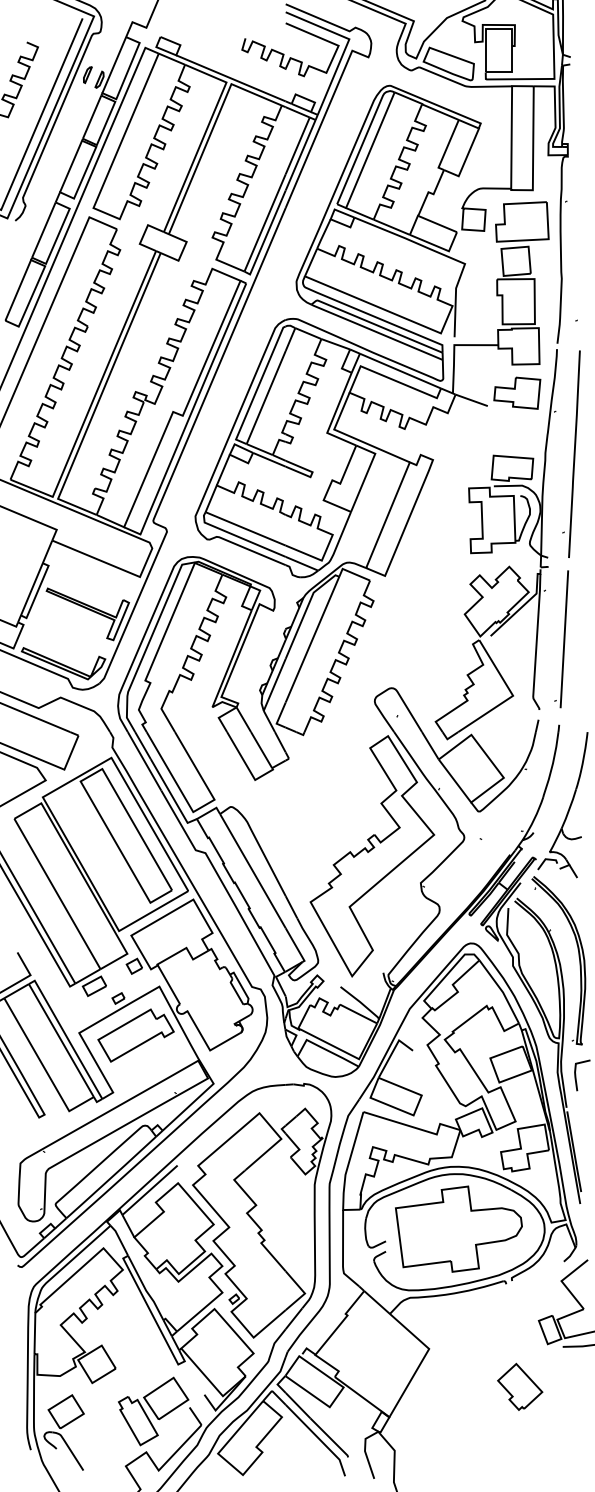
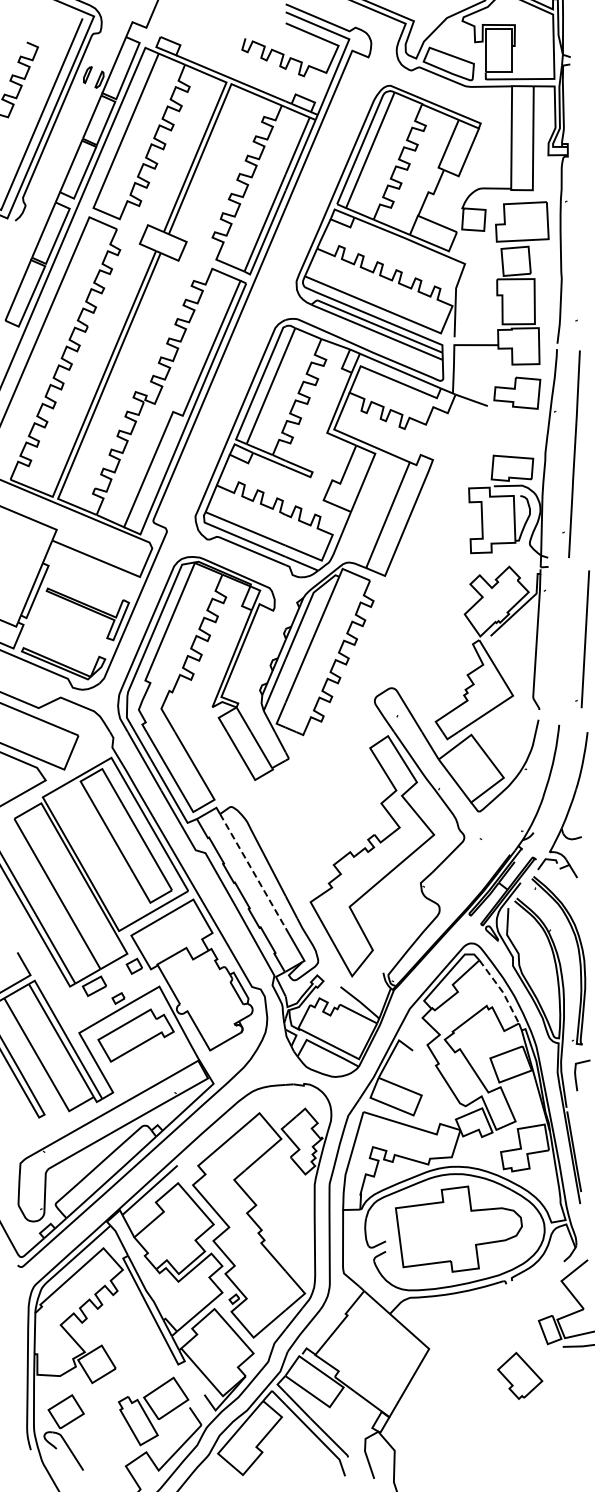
part position: (561, 639) -> (582, 639) (582, 639)
line: solid -> dashed (252, 871)
line: solid -> dashed (501, 990)
part position: (520, 1386) -> (520, 1375) (520, 1375)
